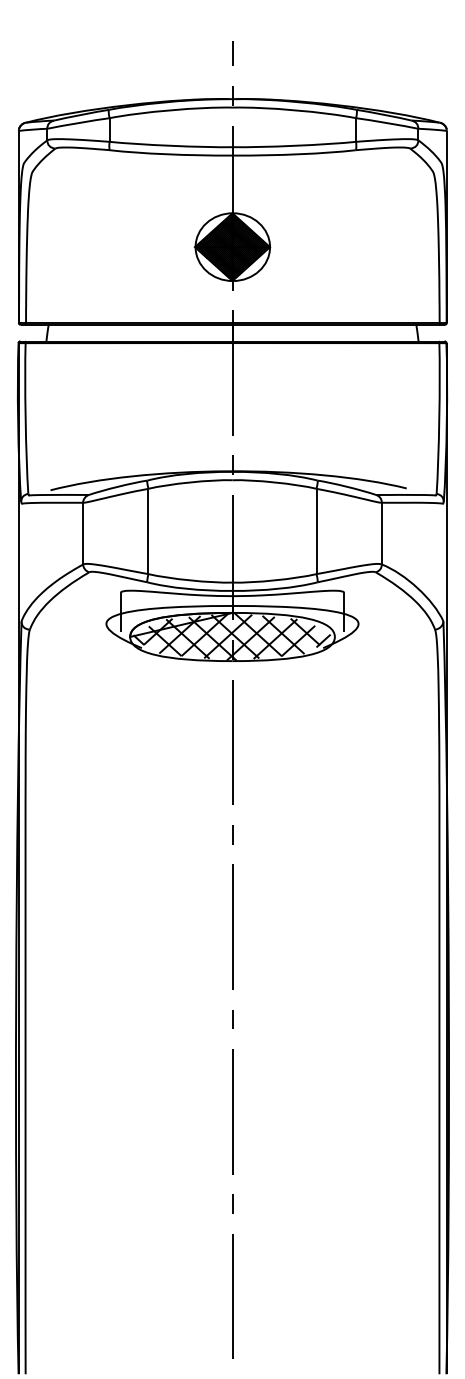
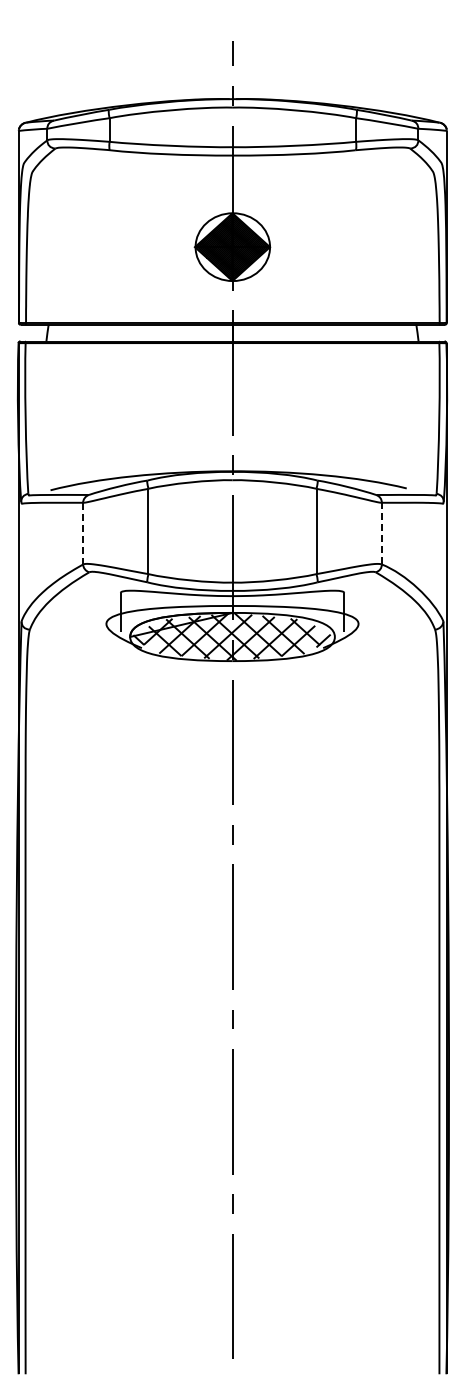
line: solid -> dashed (83, 533)
line: solid -> dashed (381, 533)
